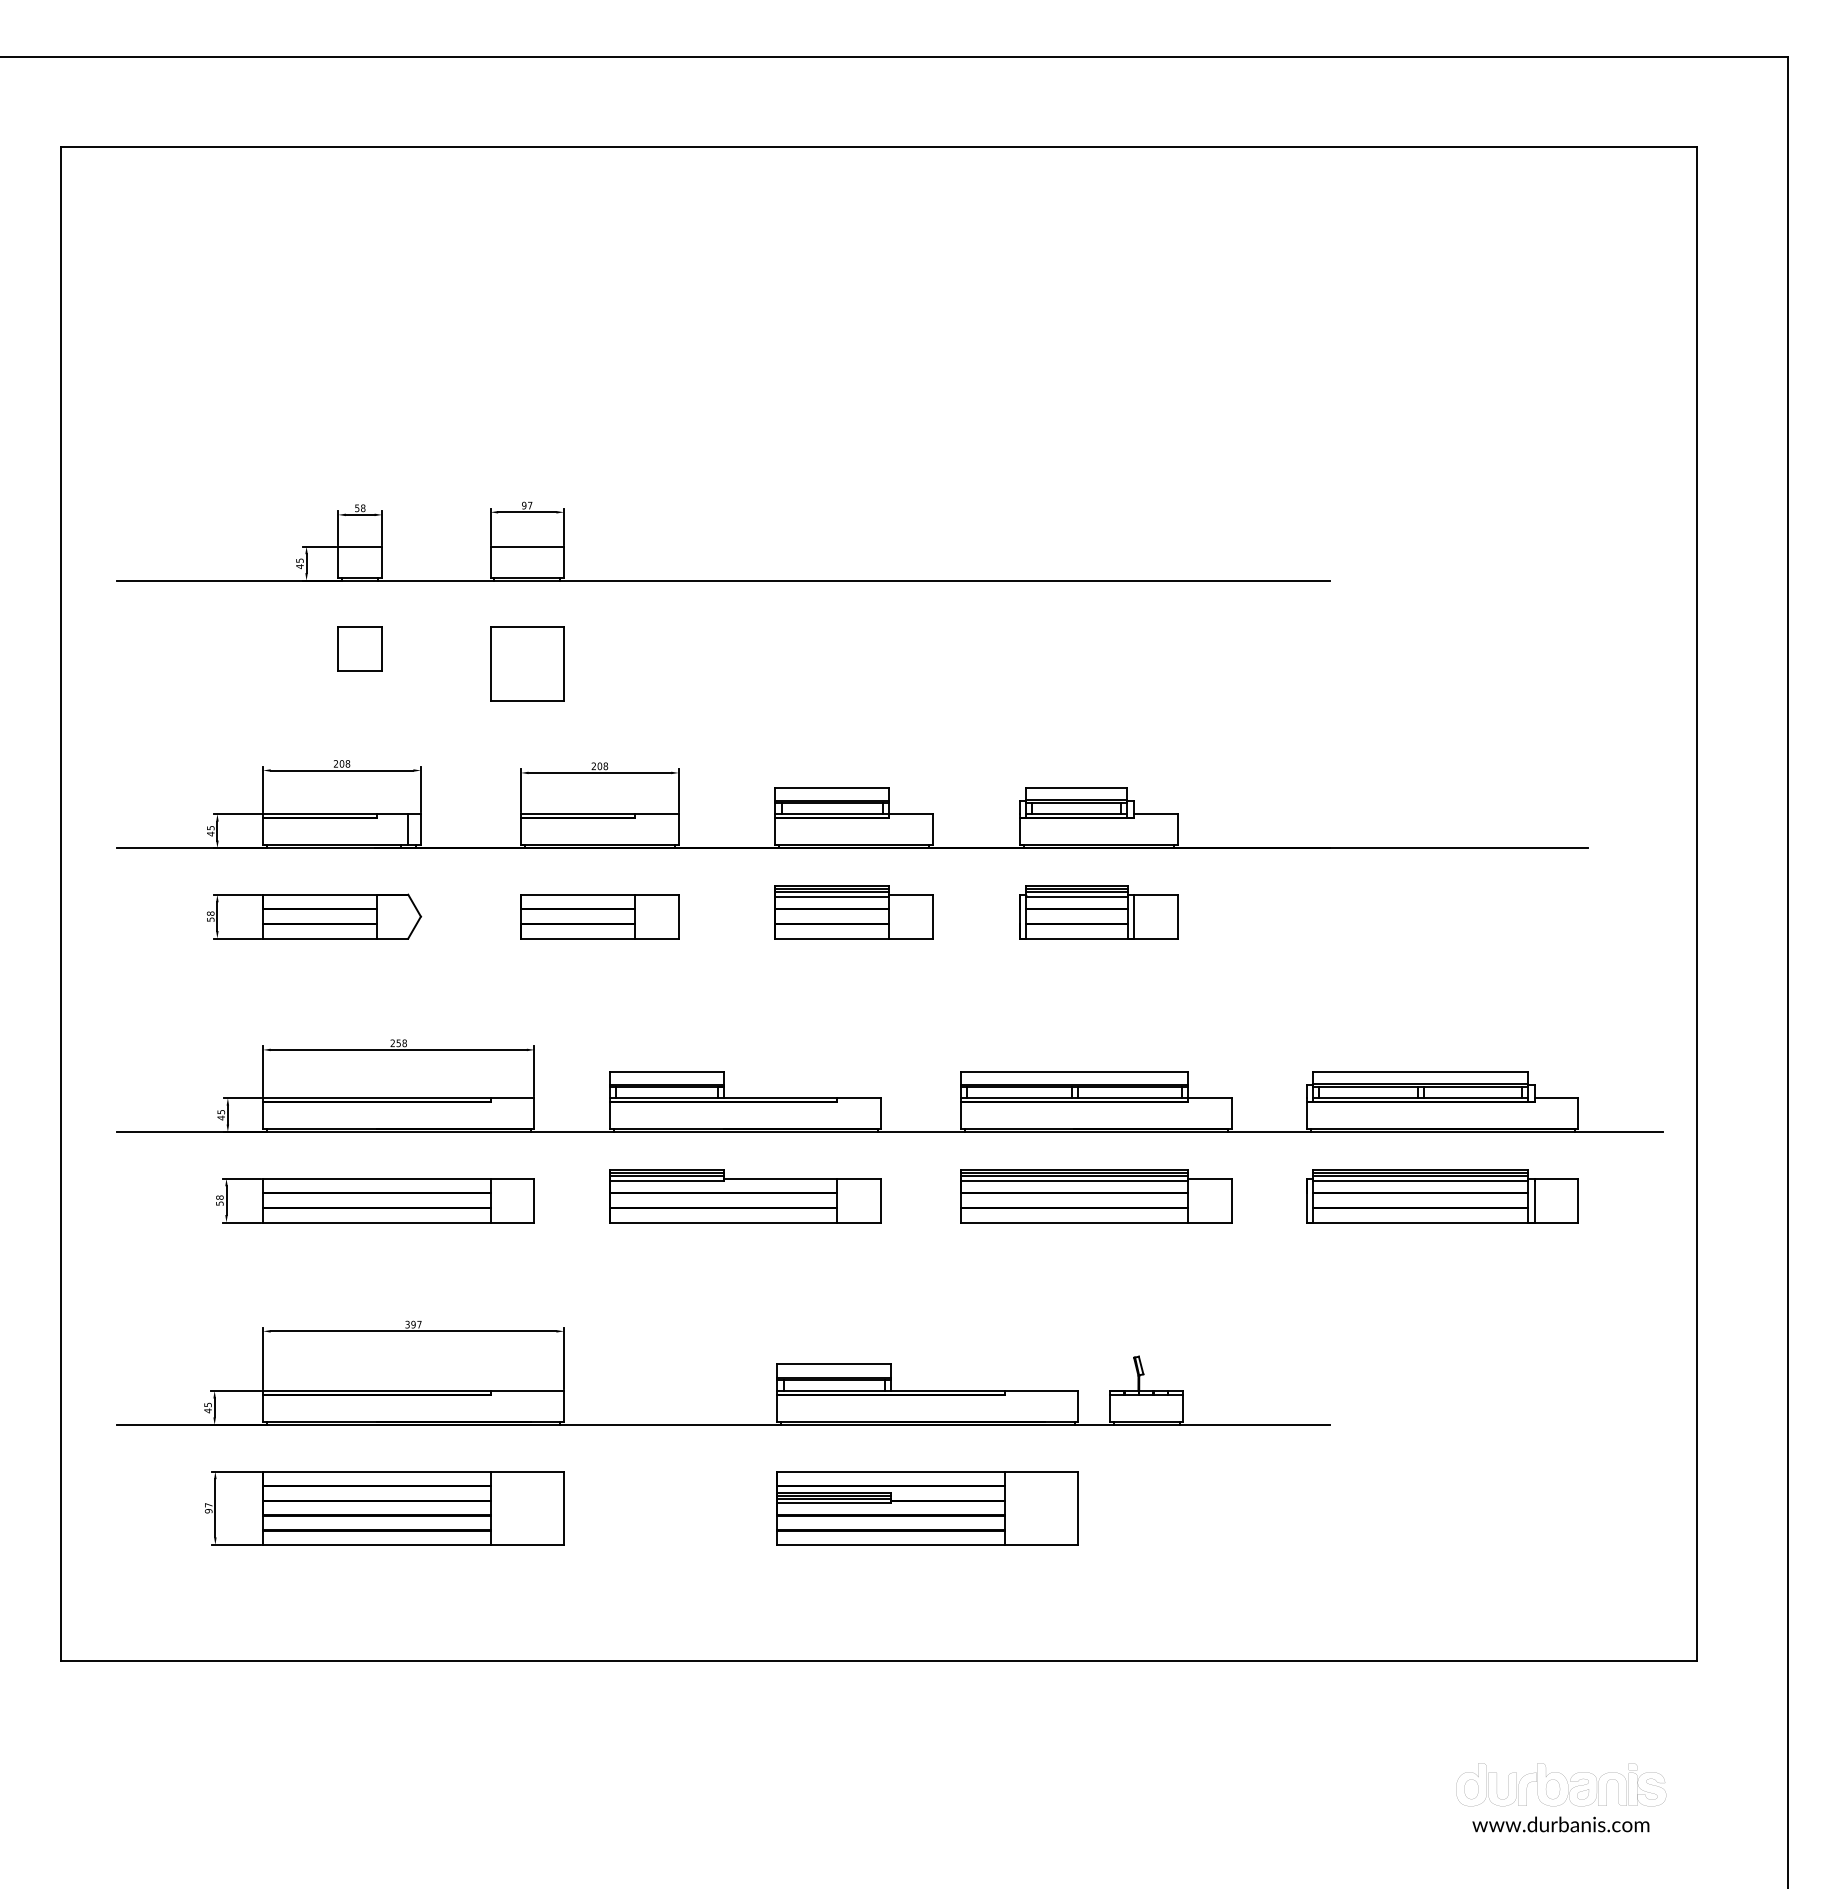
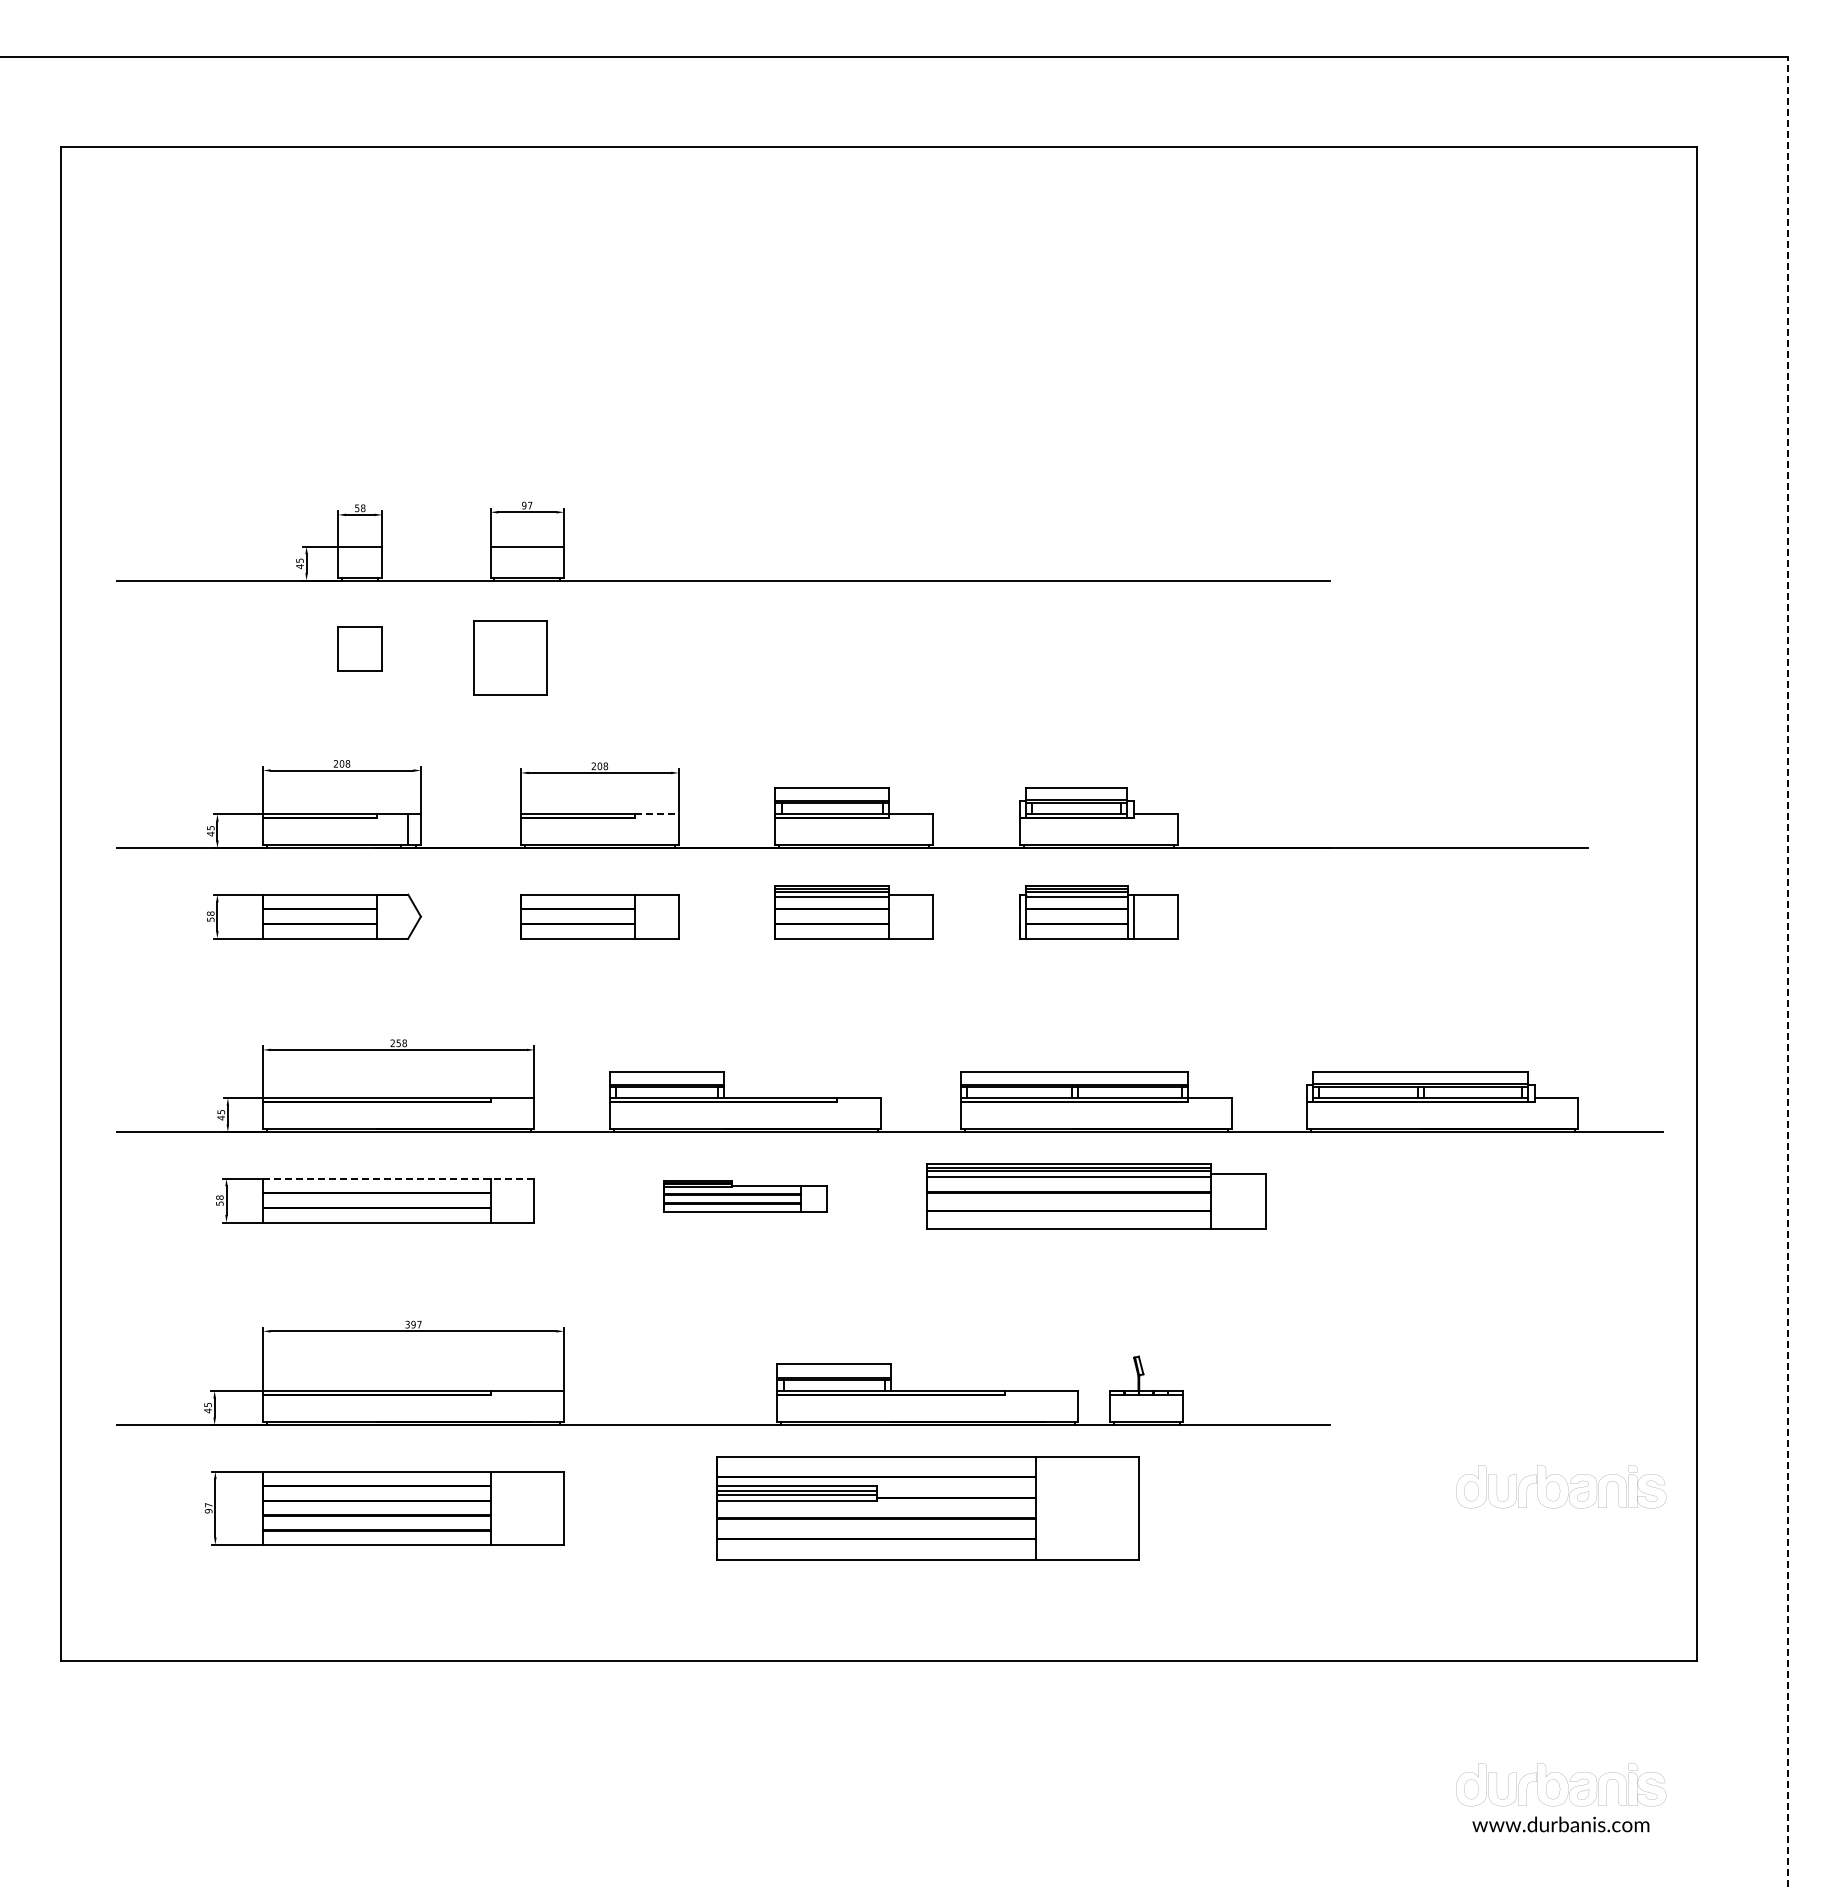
part position: (527, 663) -> (510, 657) (510, 657)
line: solid -> dashed (656, 814)
line: solid -> dashed (1787, 972)
line: solid -> dashed (398, 1178)
part size: 273x55 px -> 165x33 px (745, 1196)
part size: 273x55 px -> 341x67 px (1096, 1196)
part: present -> none (1442, 1196)
part: none -> present (1561, 1486)
part size: 303x75 px -> 424x105 px (927, 1508)
